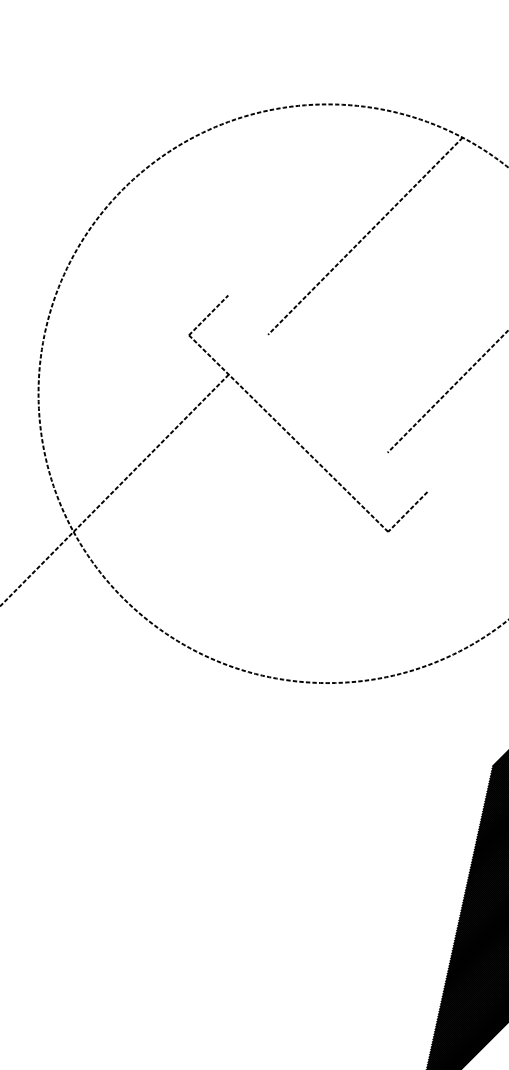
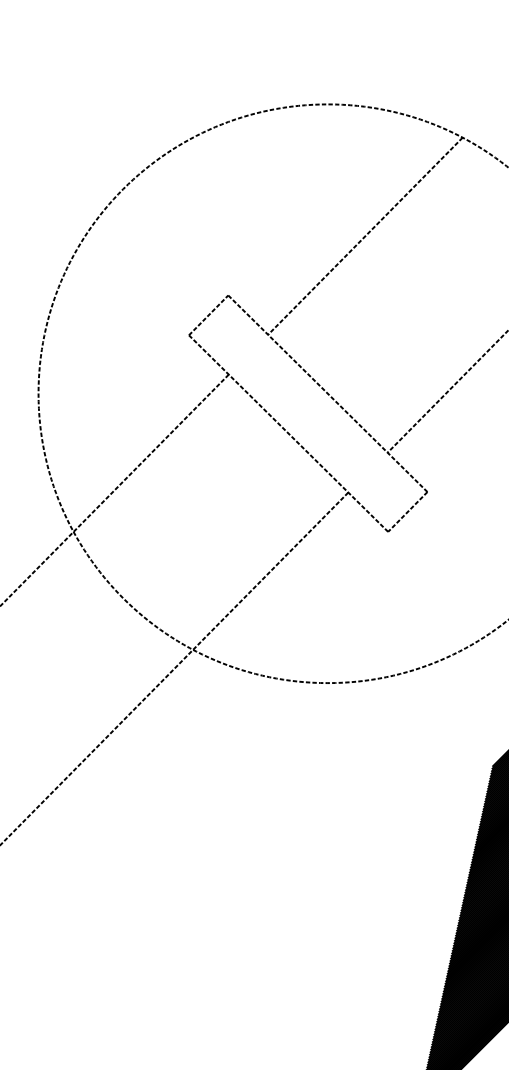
line: none -> present (327, 393)
line: none -> present (175, 667)
